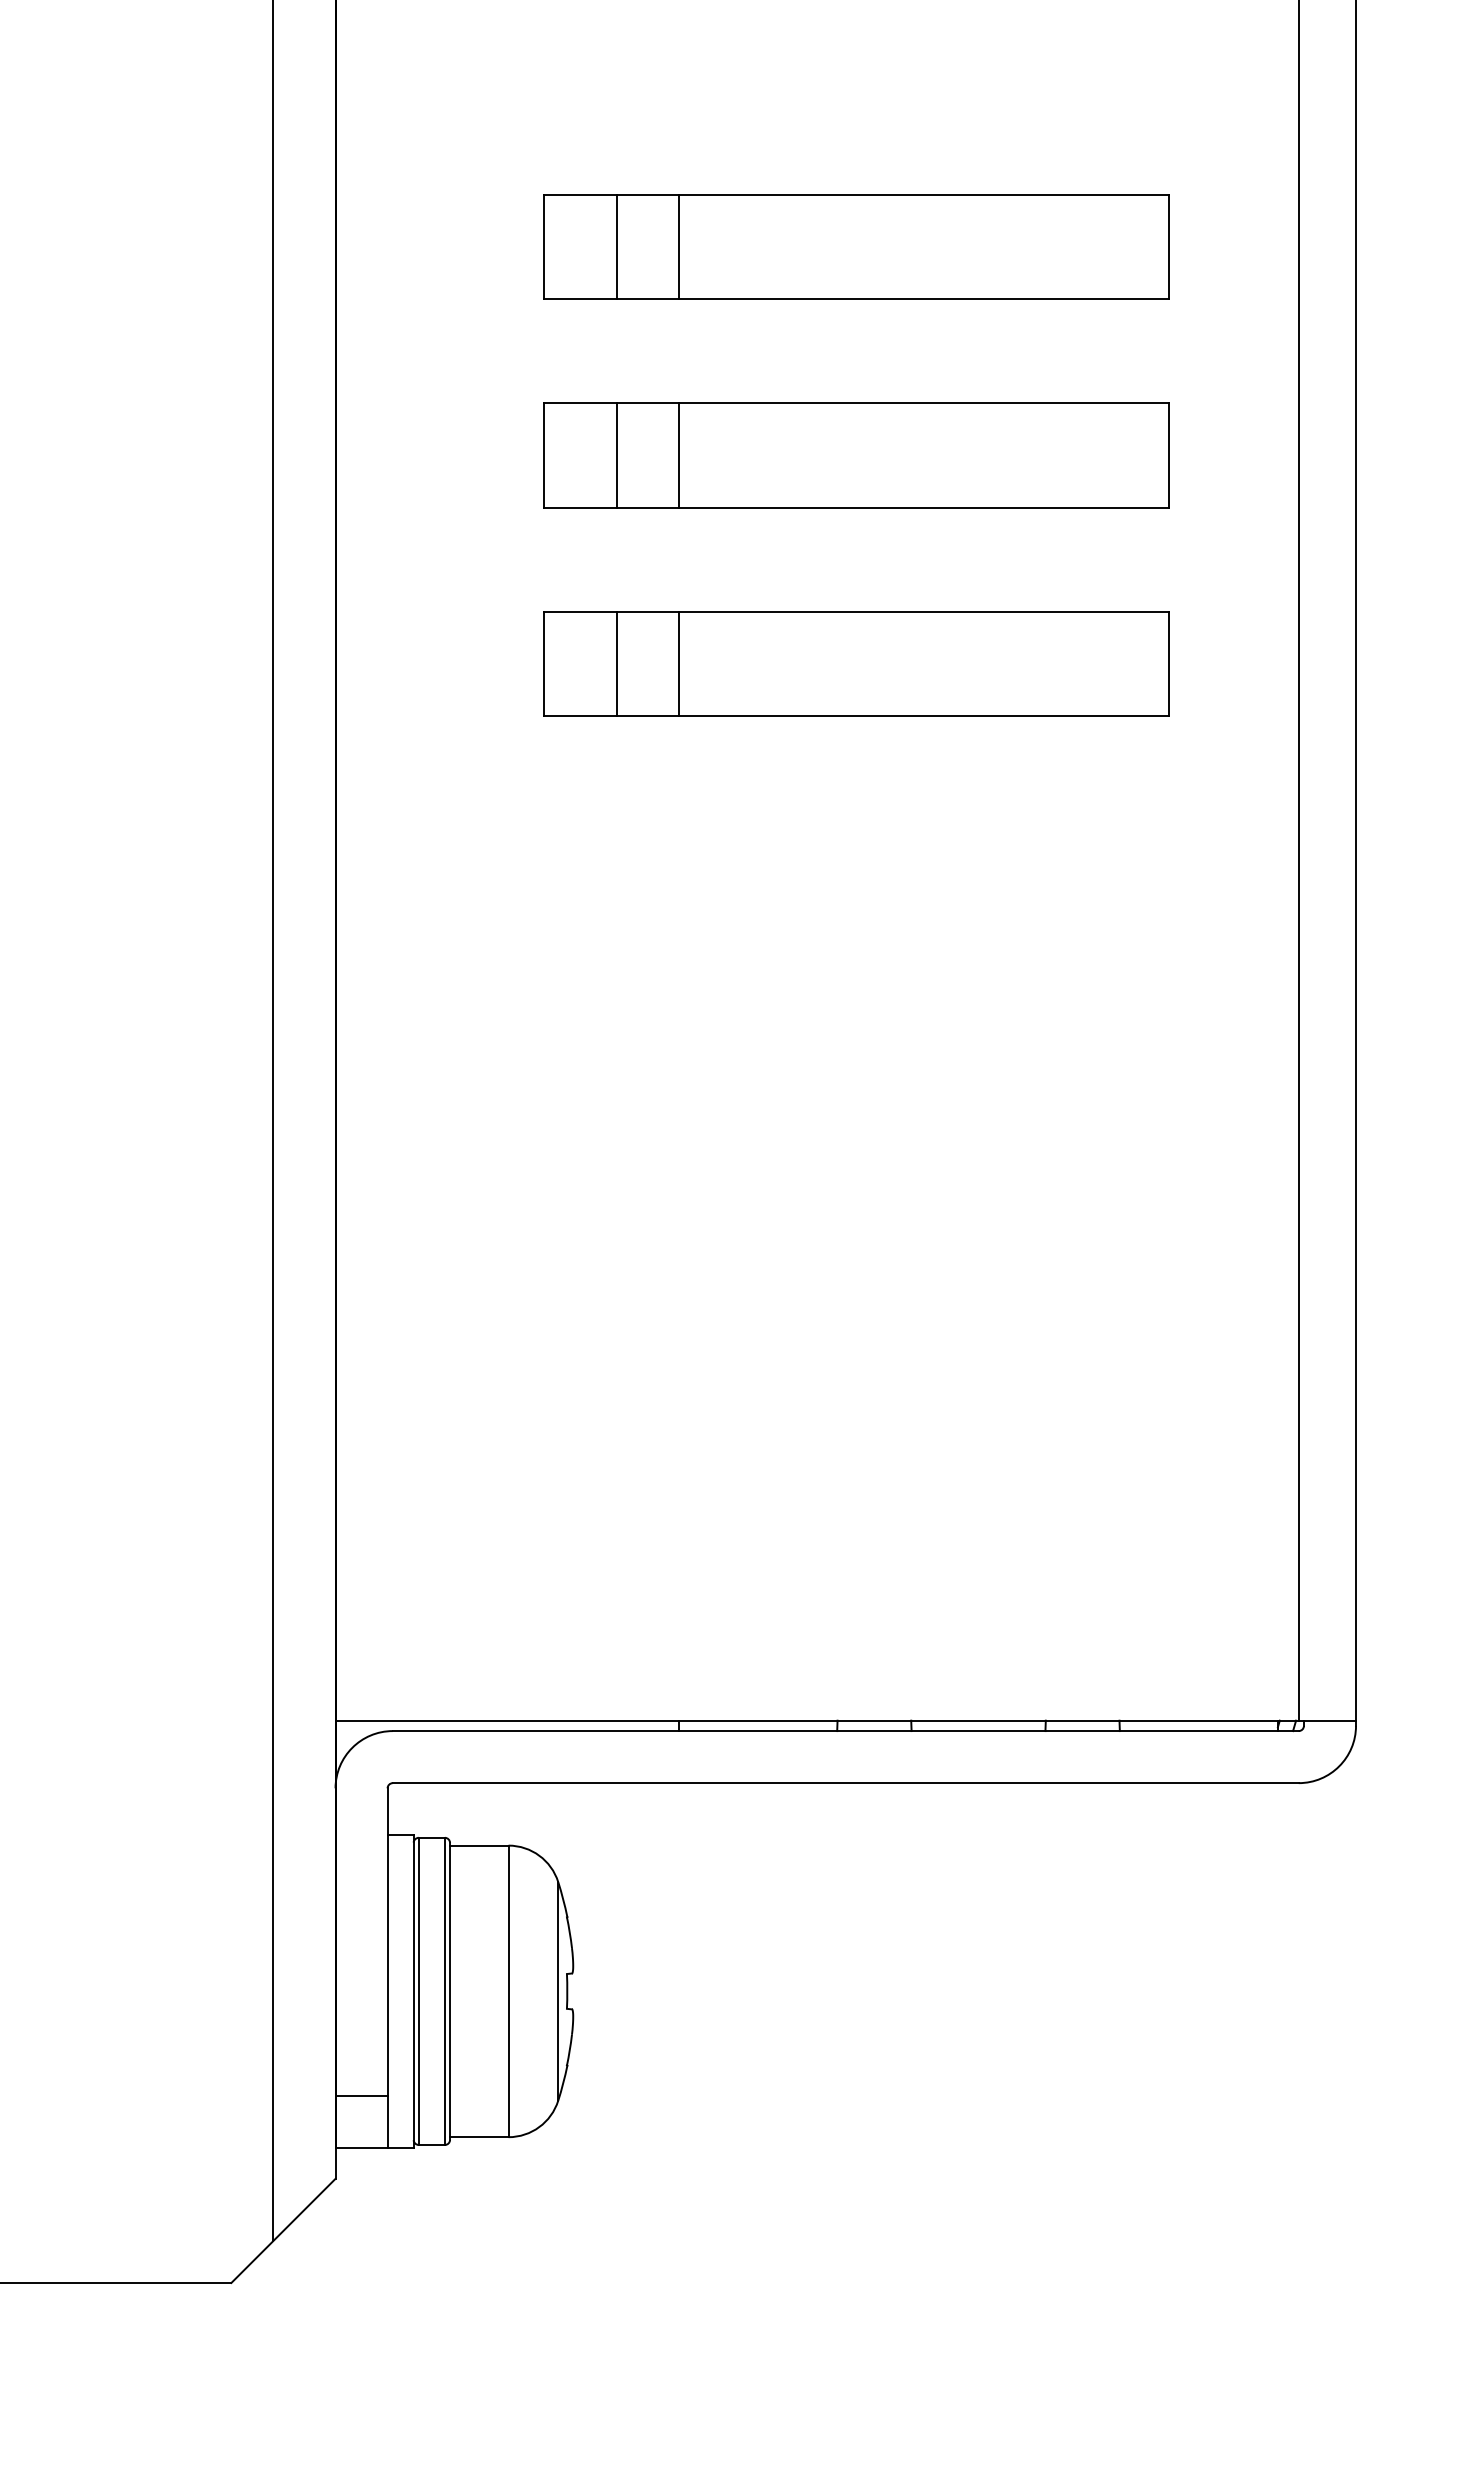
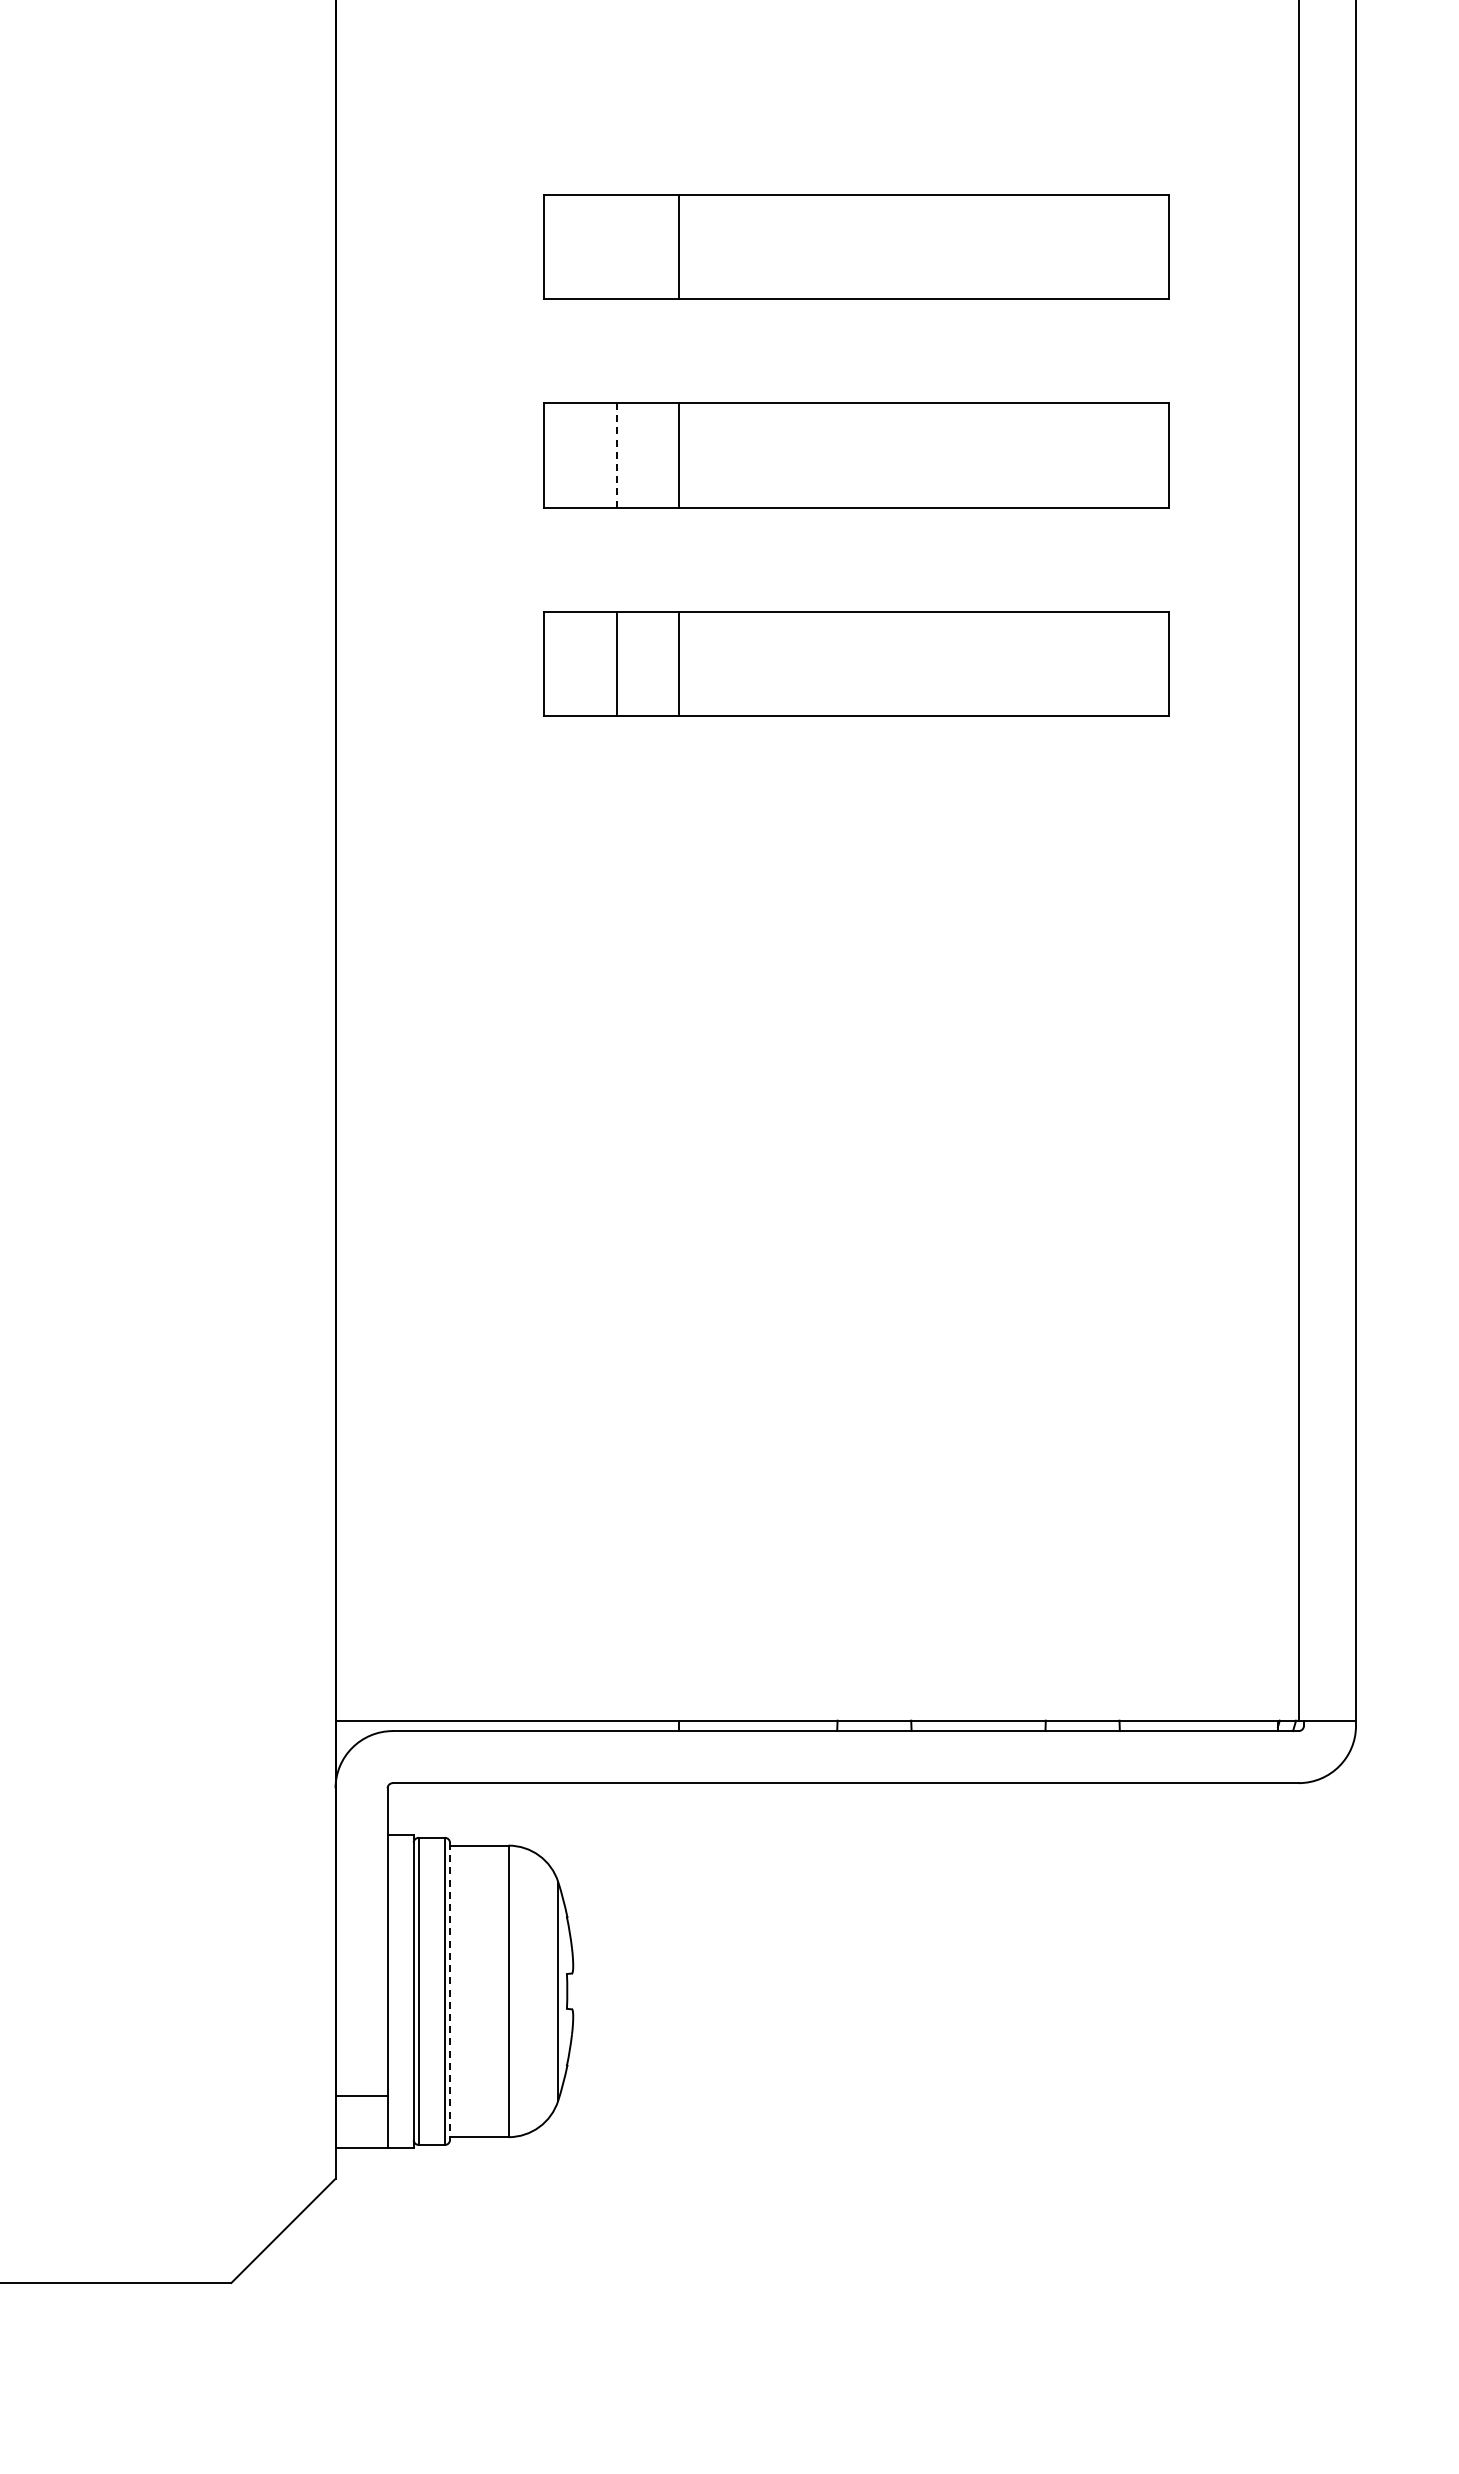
line: present -> none (616, 247)
line: solid -> dashed (616, 454)
line: present -> none (273, 1121)
line: solid -> dashed (450, 1991)
